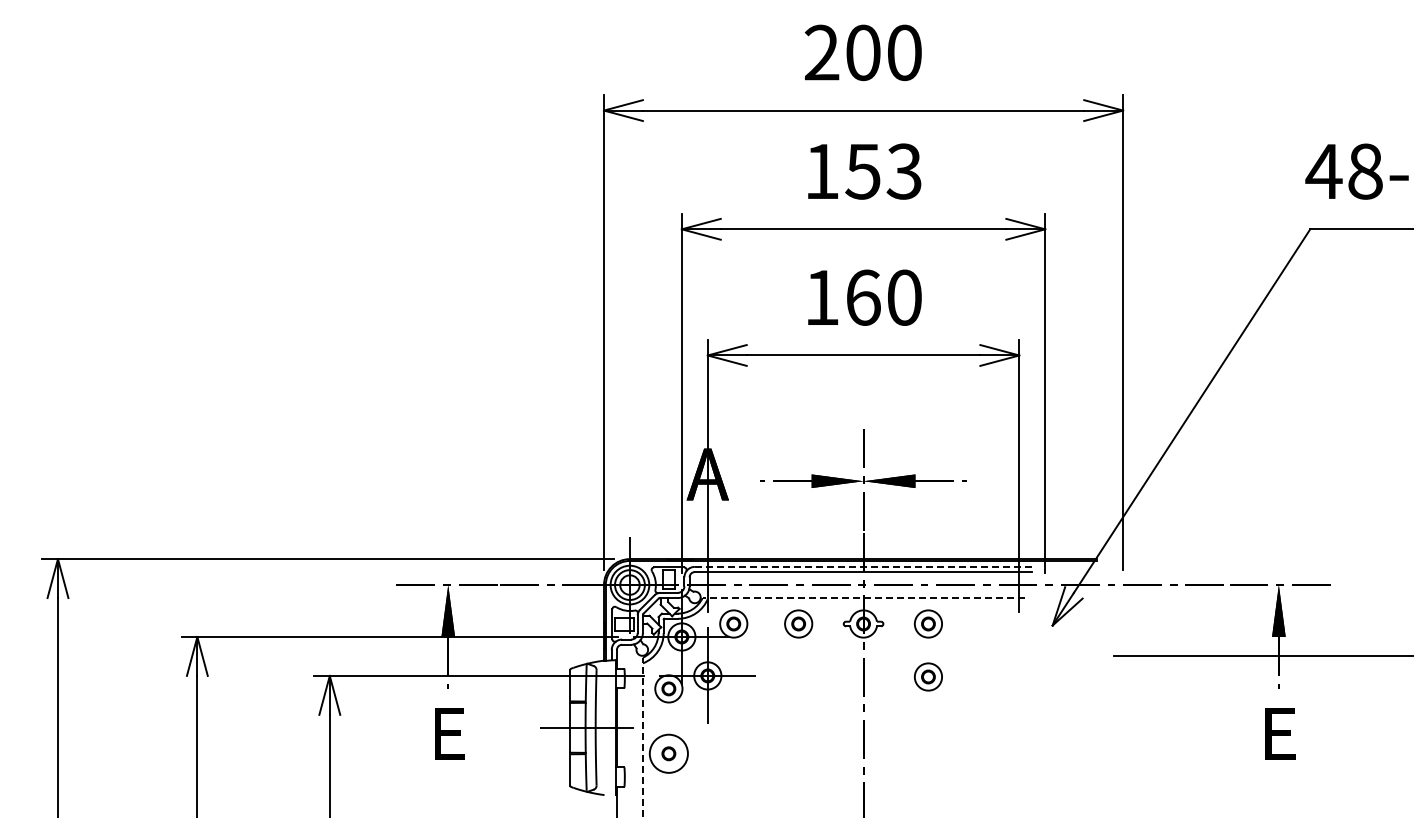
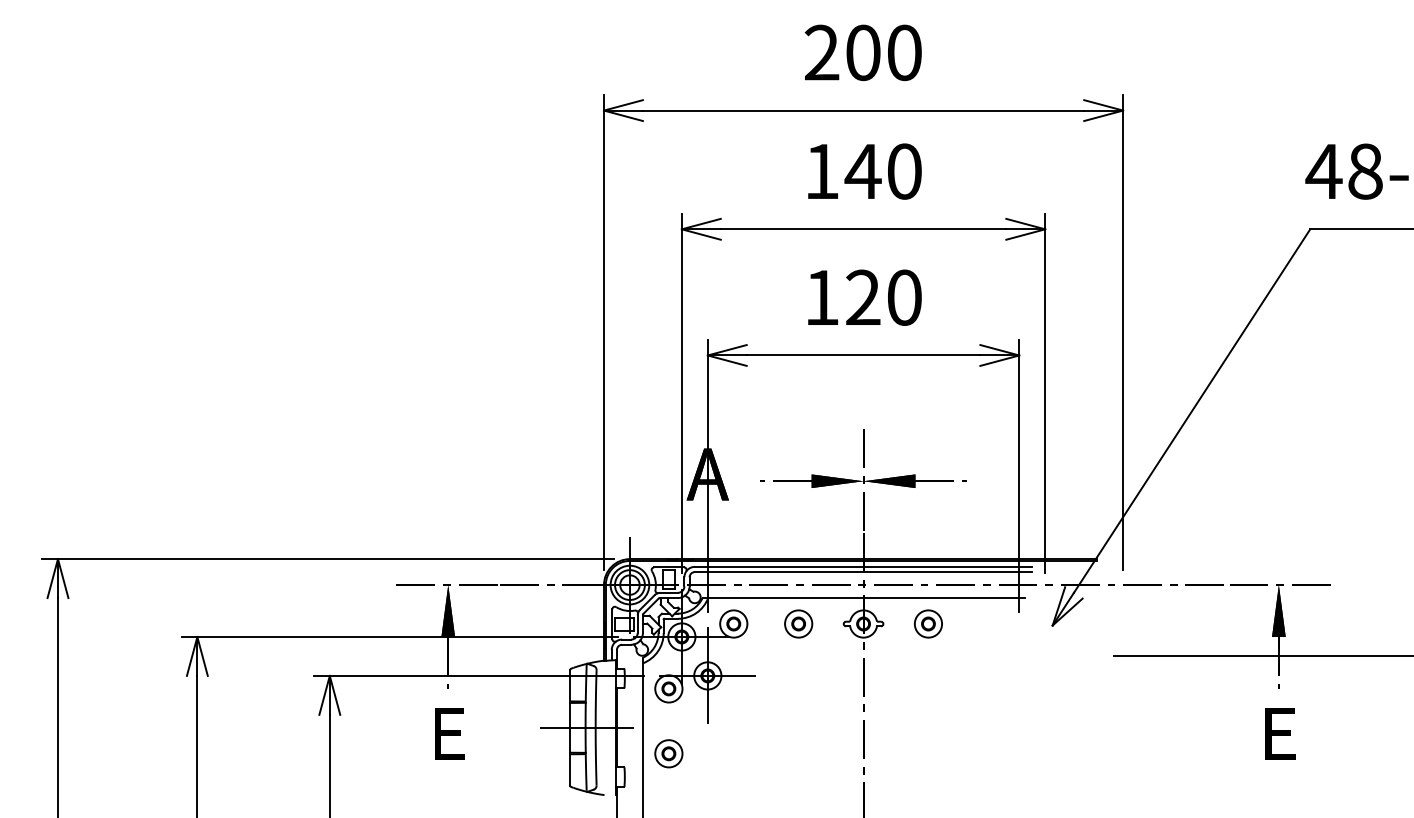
text: 153 -> 140 (882, 171)
text: 160 -> 120 (863, 297)
line: dashed -> solid (863, 566)
line: dashed -> solid (863, 598)
part: present -> none (928, 676)
line: dashed -> solid (642, 737)
circle diameter: 38 px -> 27 px (668, 753)
